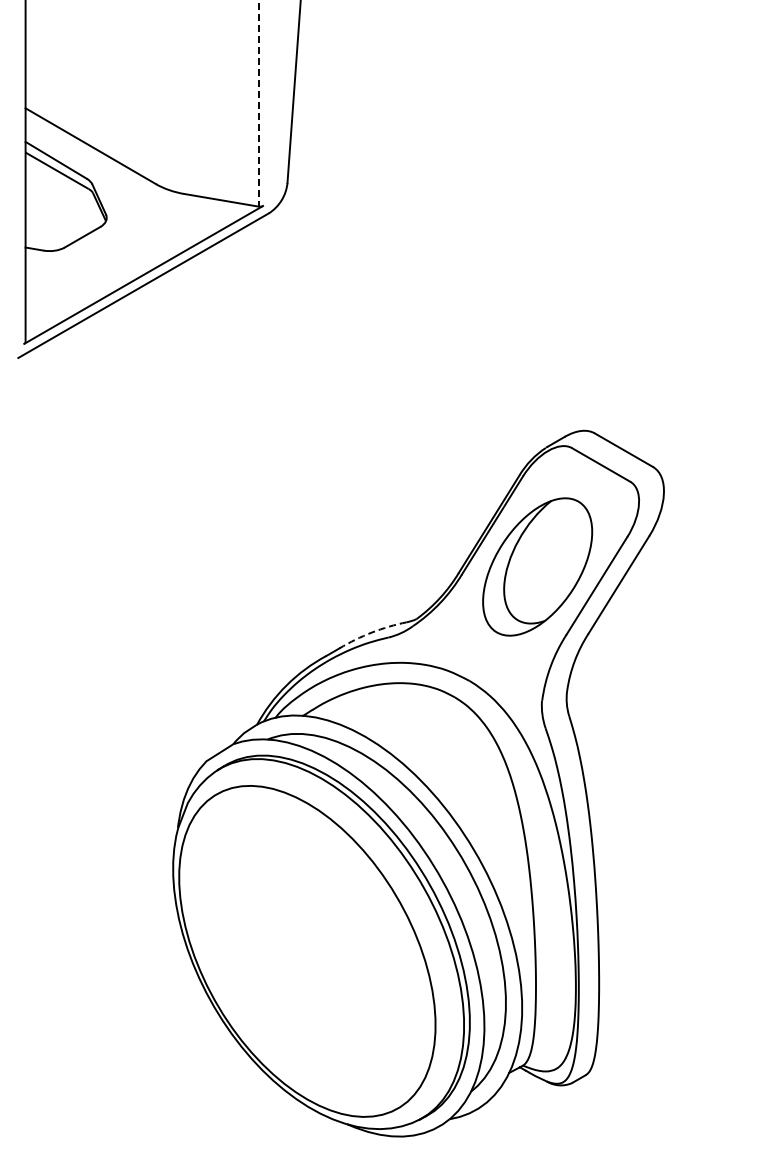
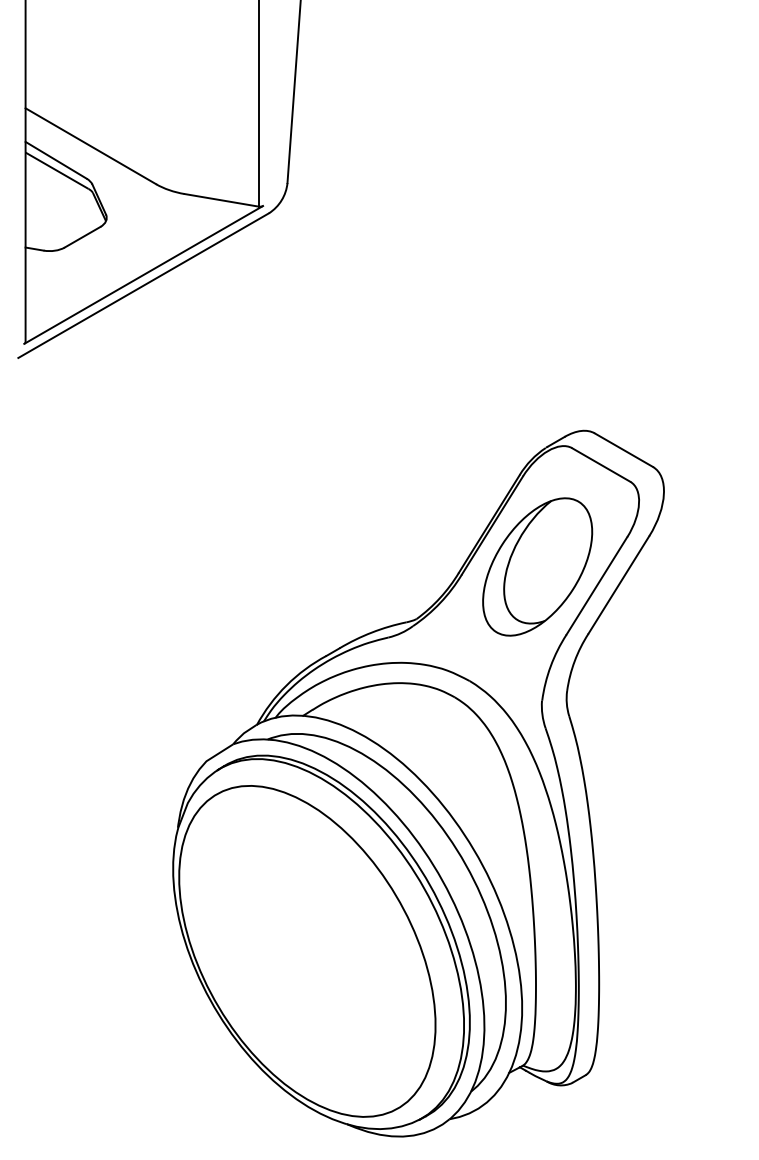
line: dashed -> solid (258, 103)
arc: dashed -> solid (371, 632)
